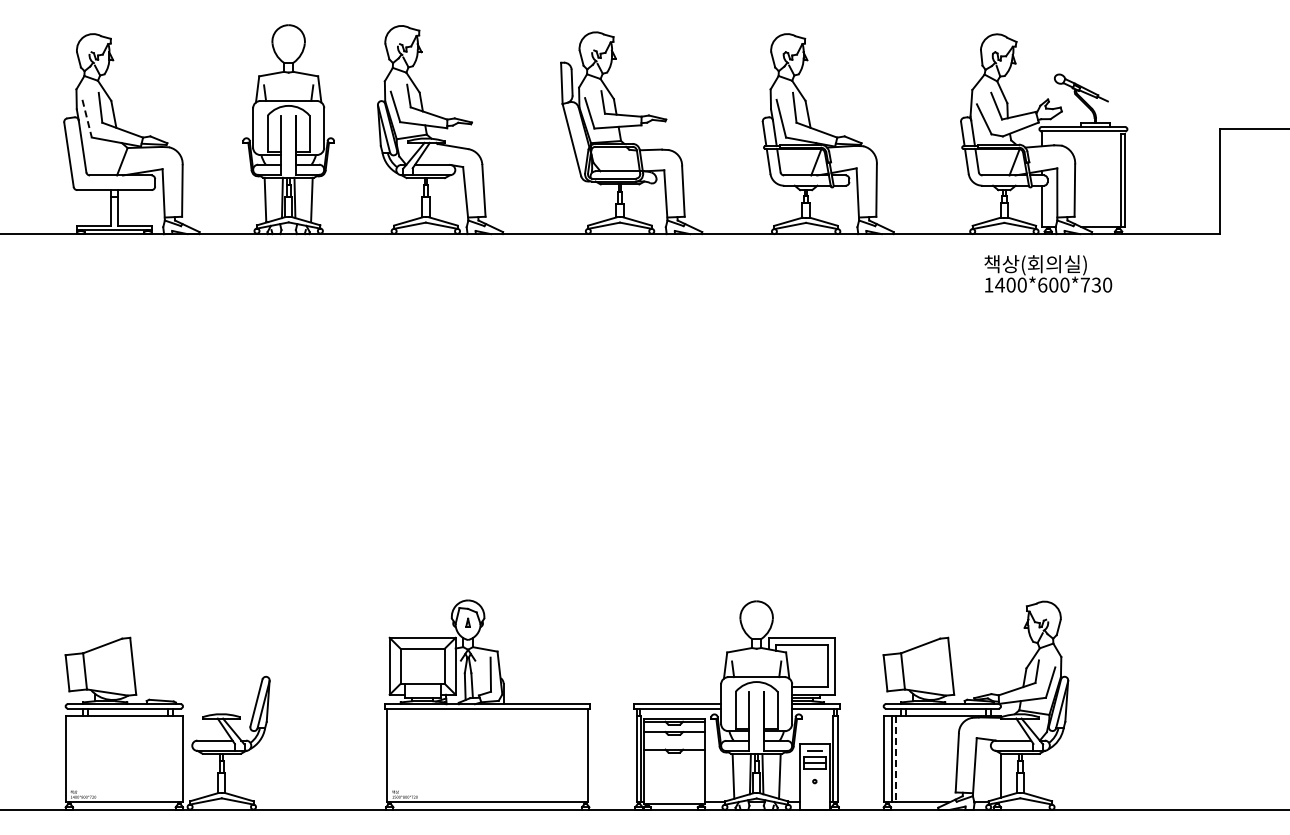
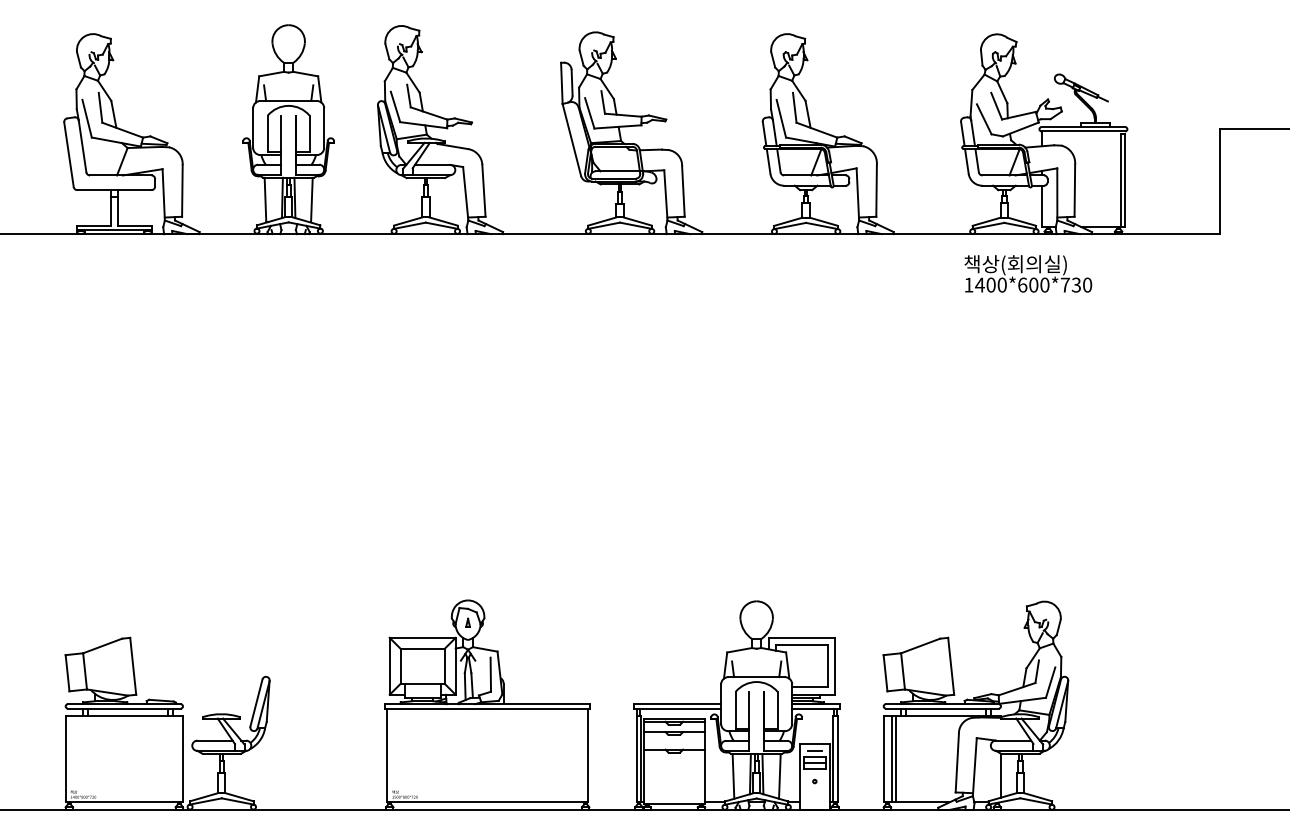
line: dashed -> solid (87, 119)
text position: (1048, 273) -> (1028, 273) (1028, 273)
line: dashed -> solid (896, 759)
